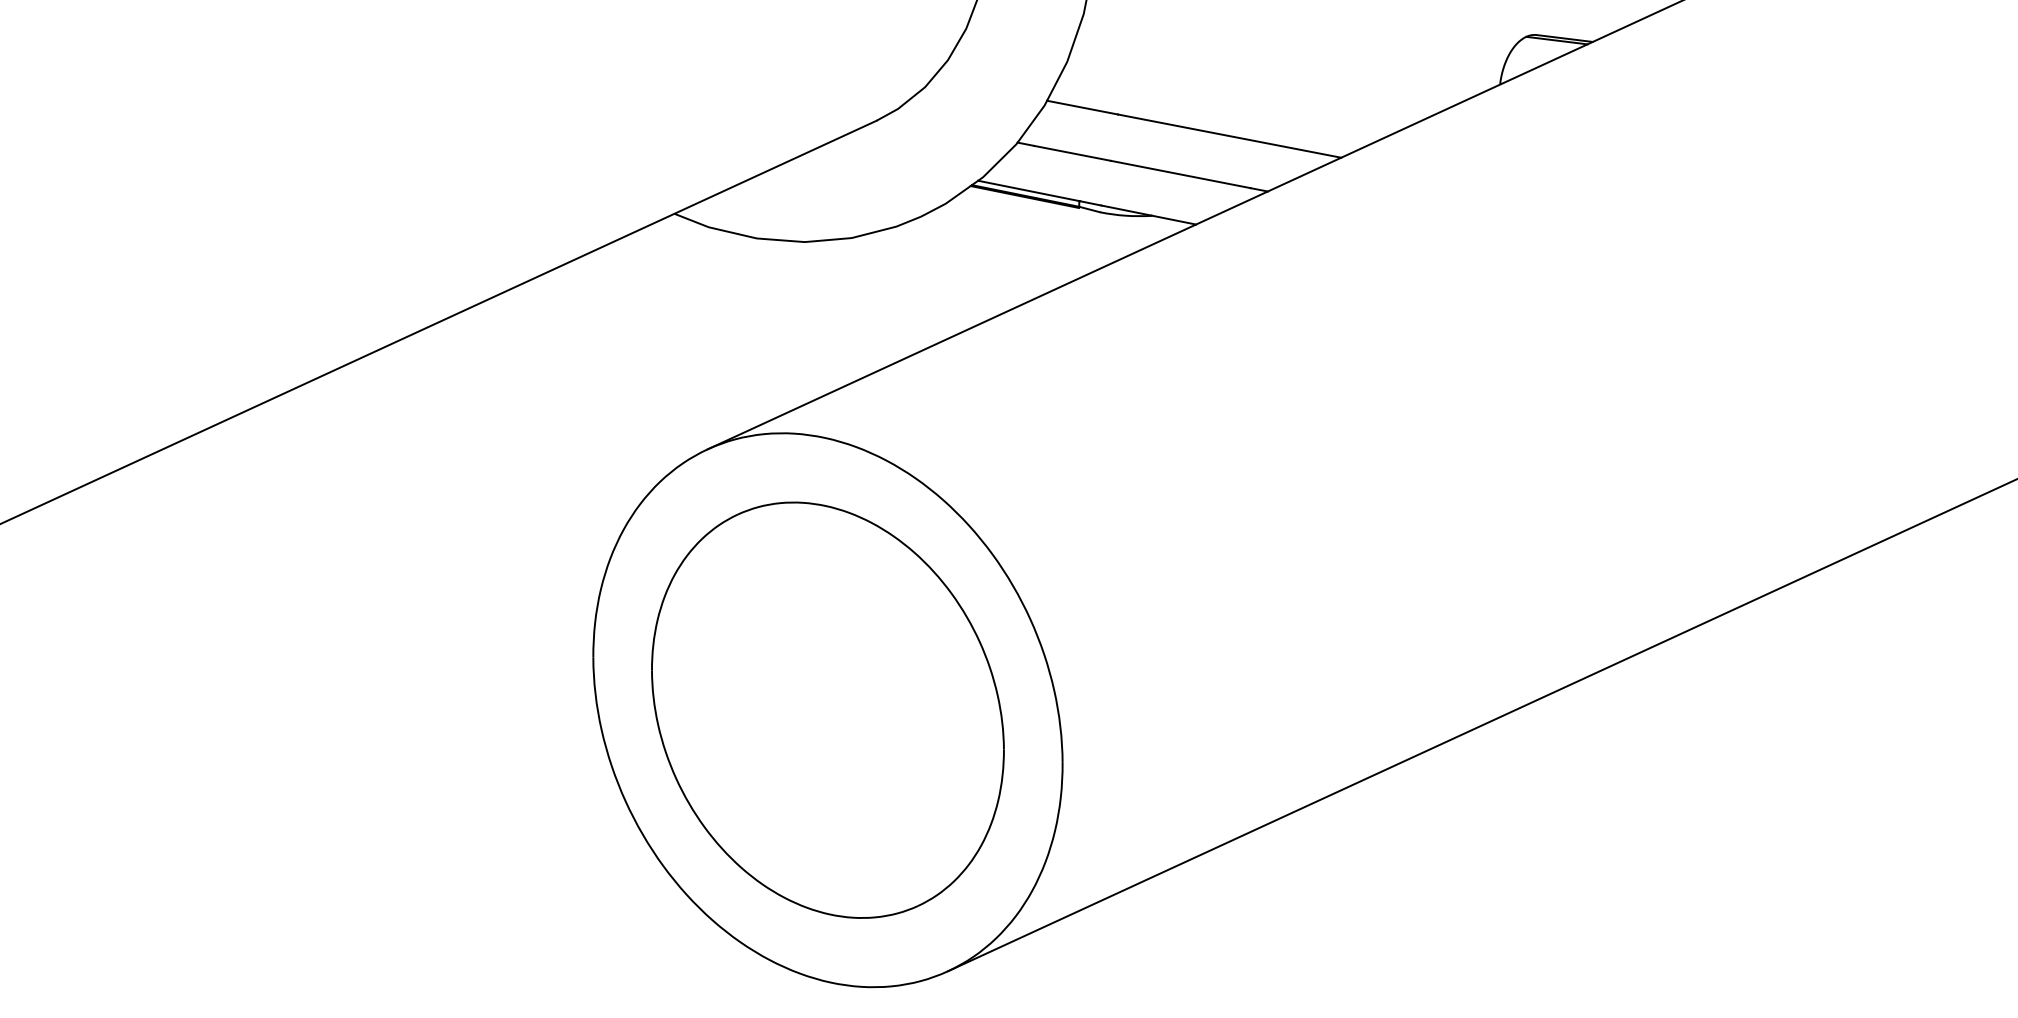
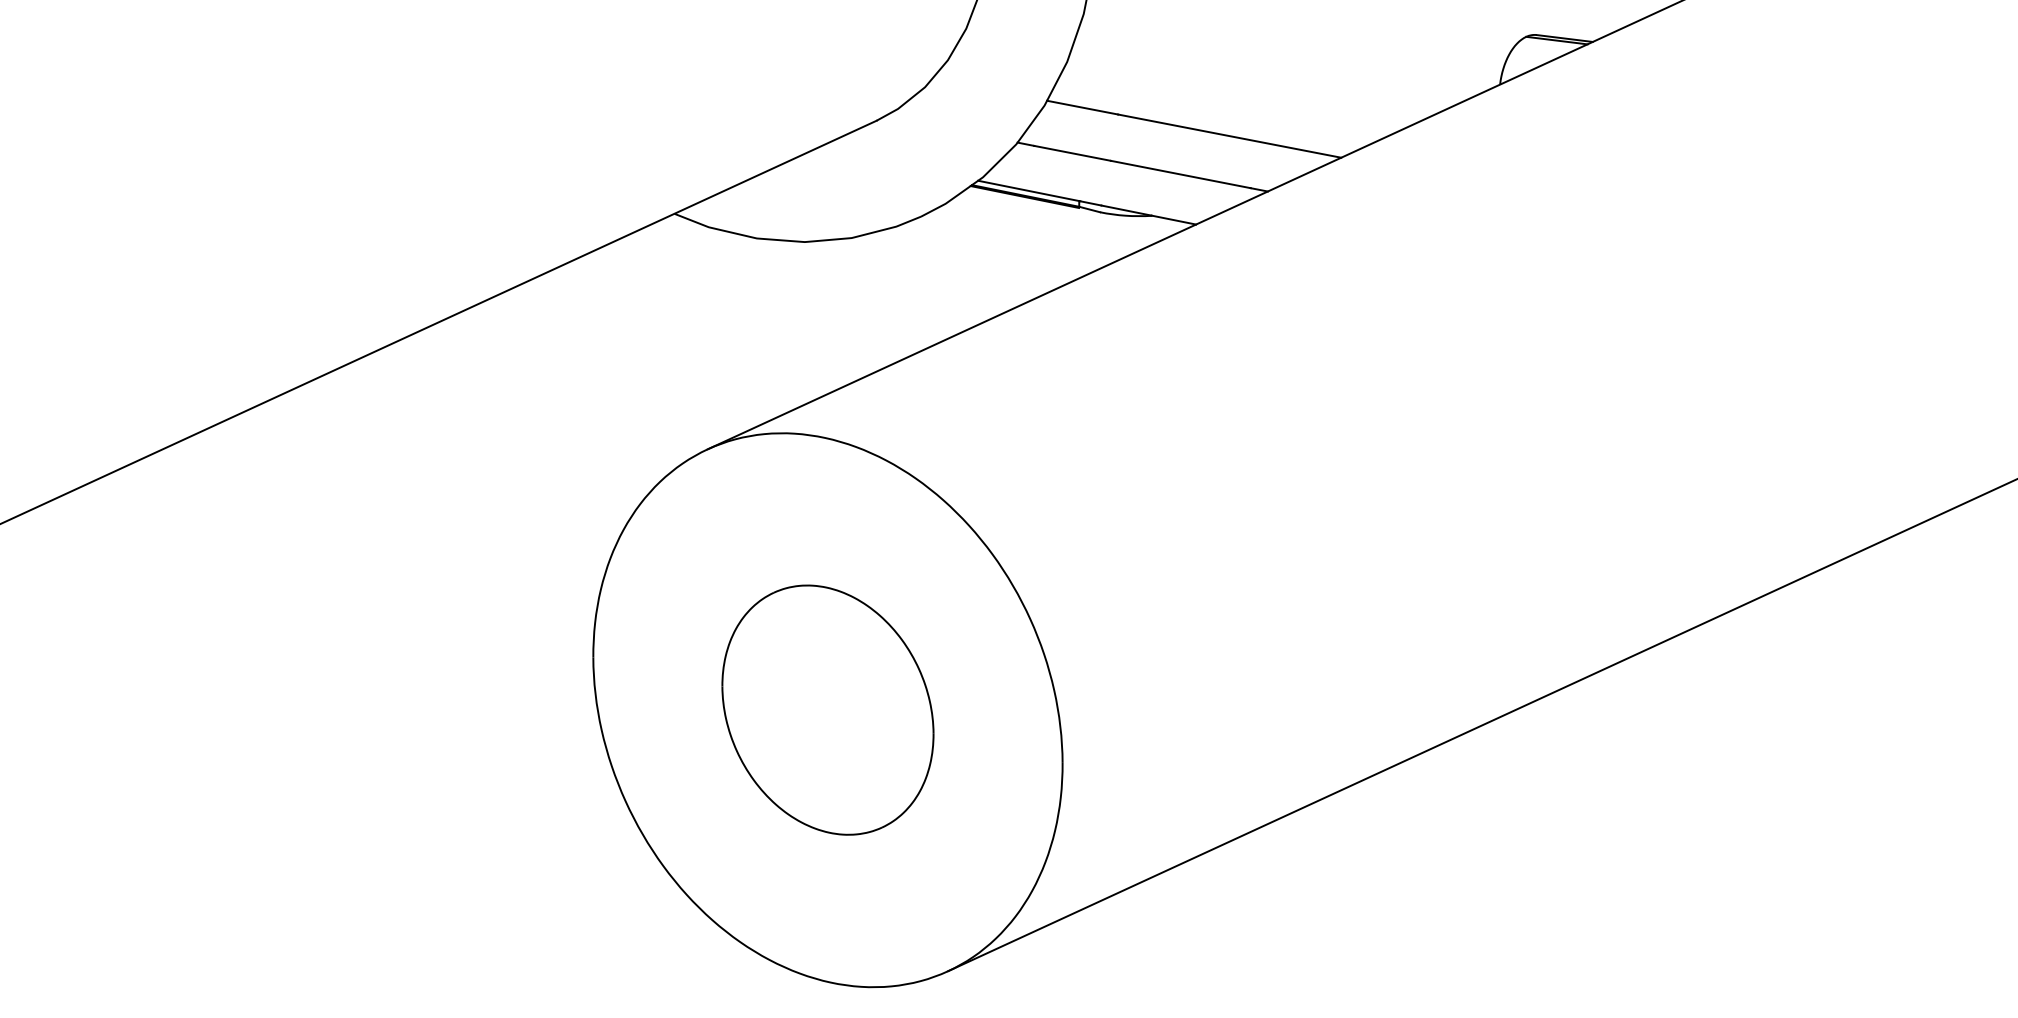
part size: 354x418 px -> 214x252 px (827, 709)
